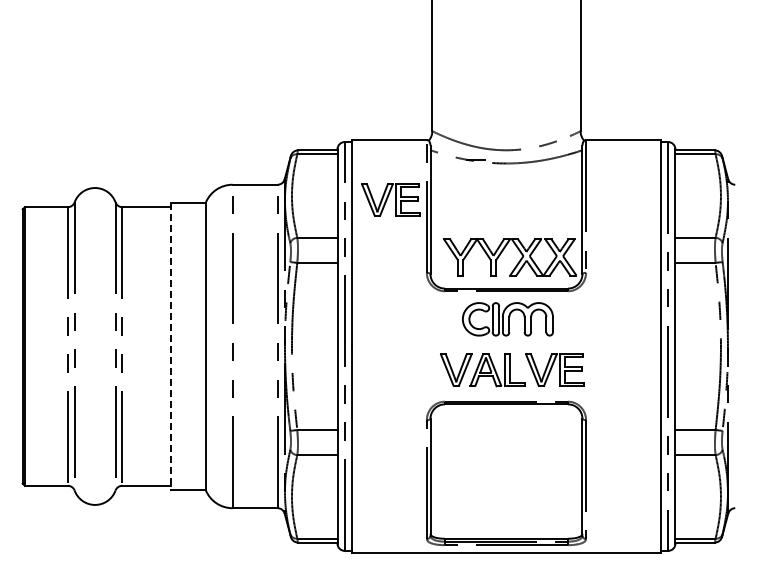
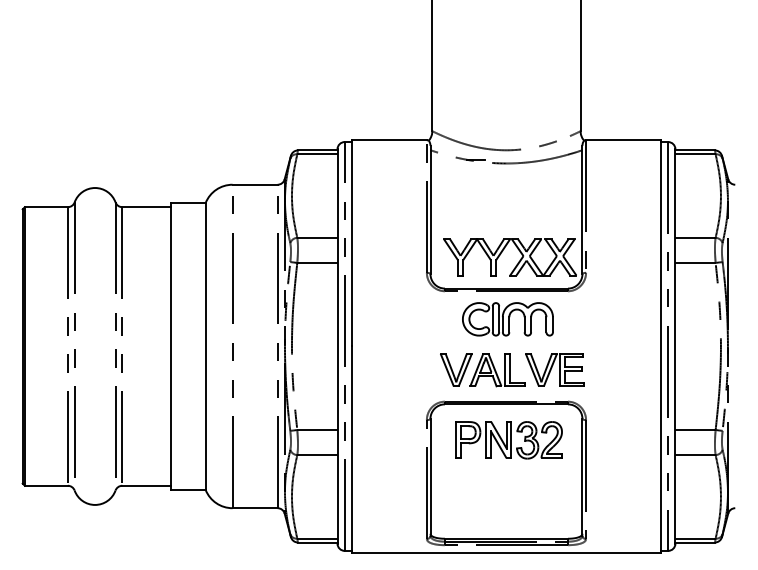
part: present -> none (390, 199)
line: dashed -> solid (171, 346)
part: none -> present (508, 440)
